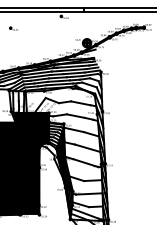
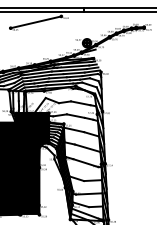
line: none -> present (35, 22)
